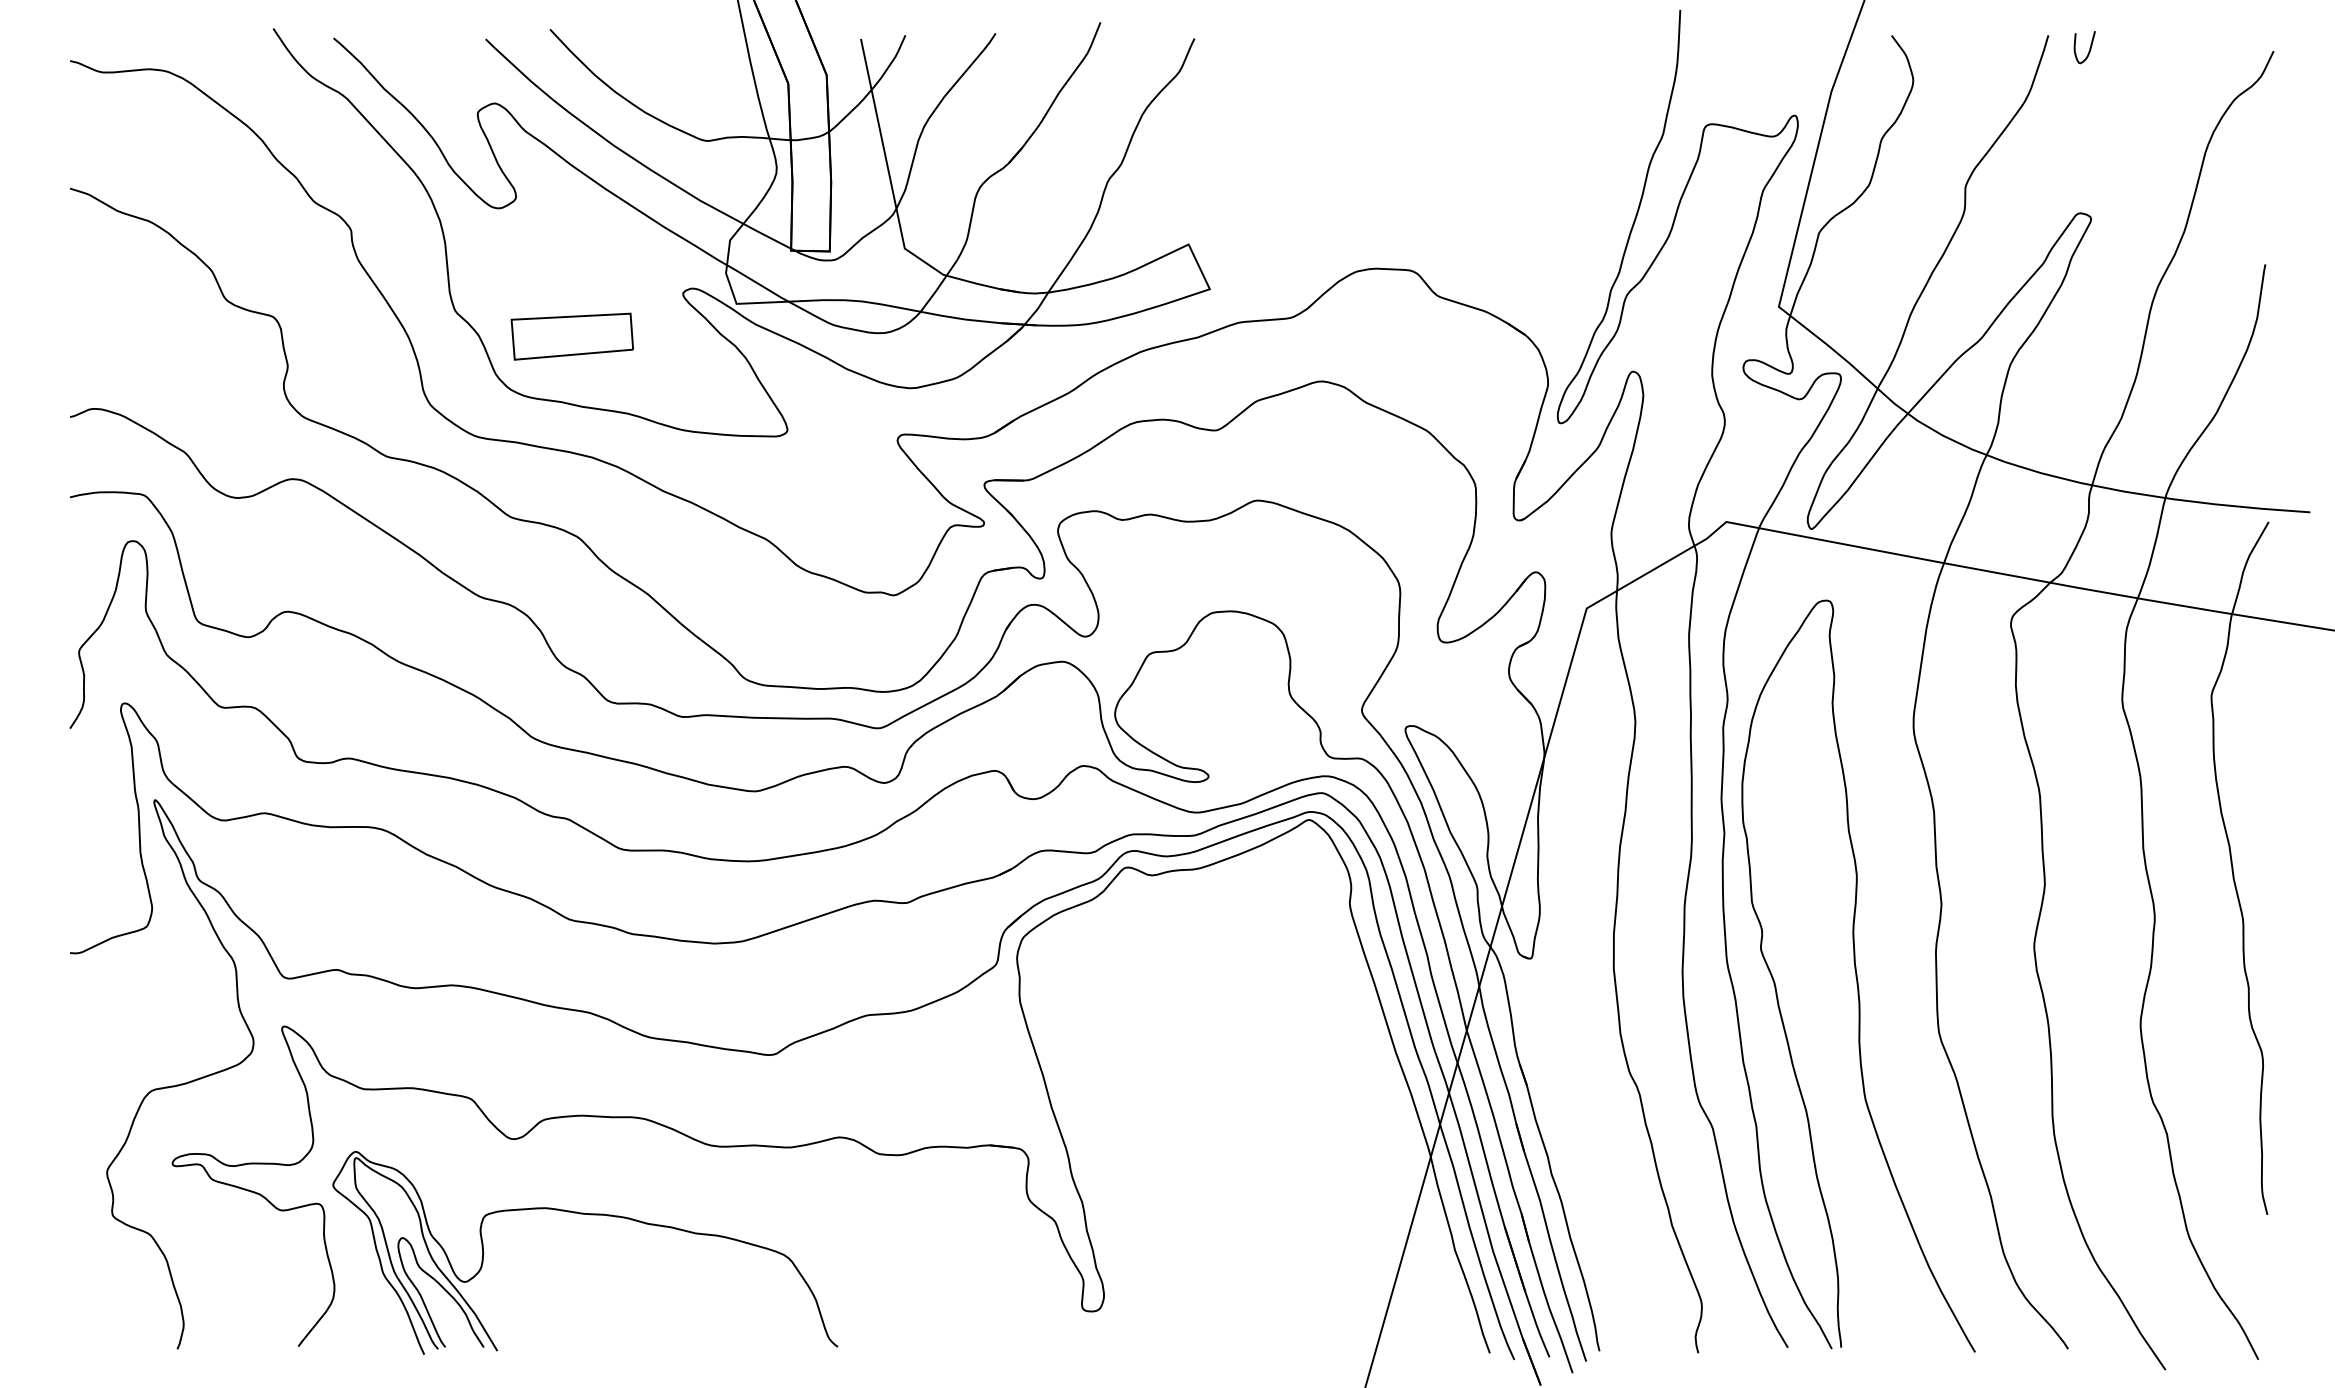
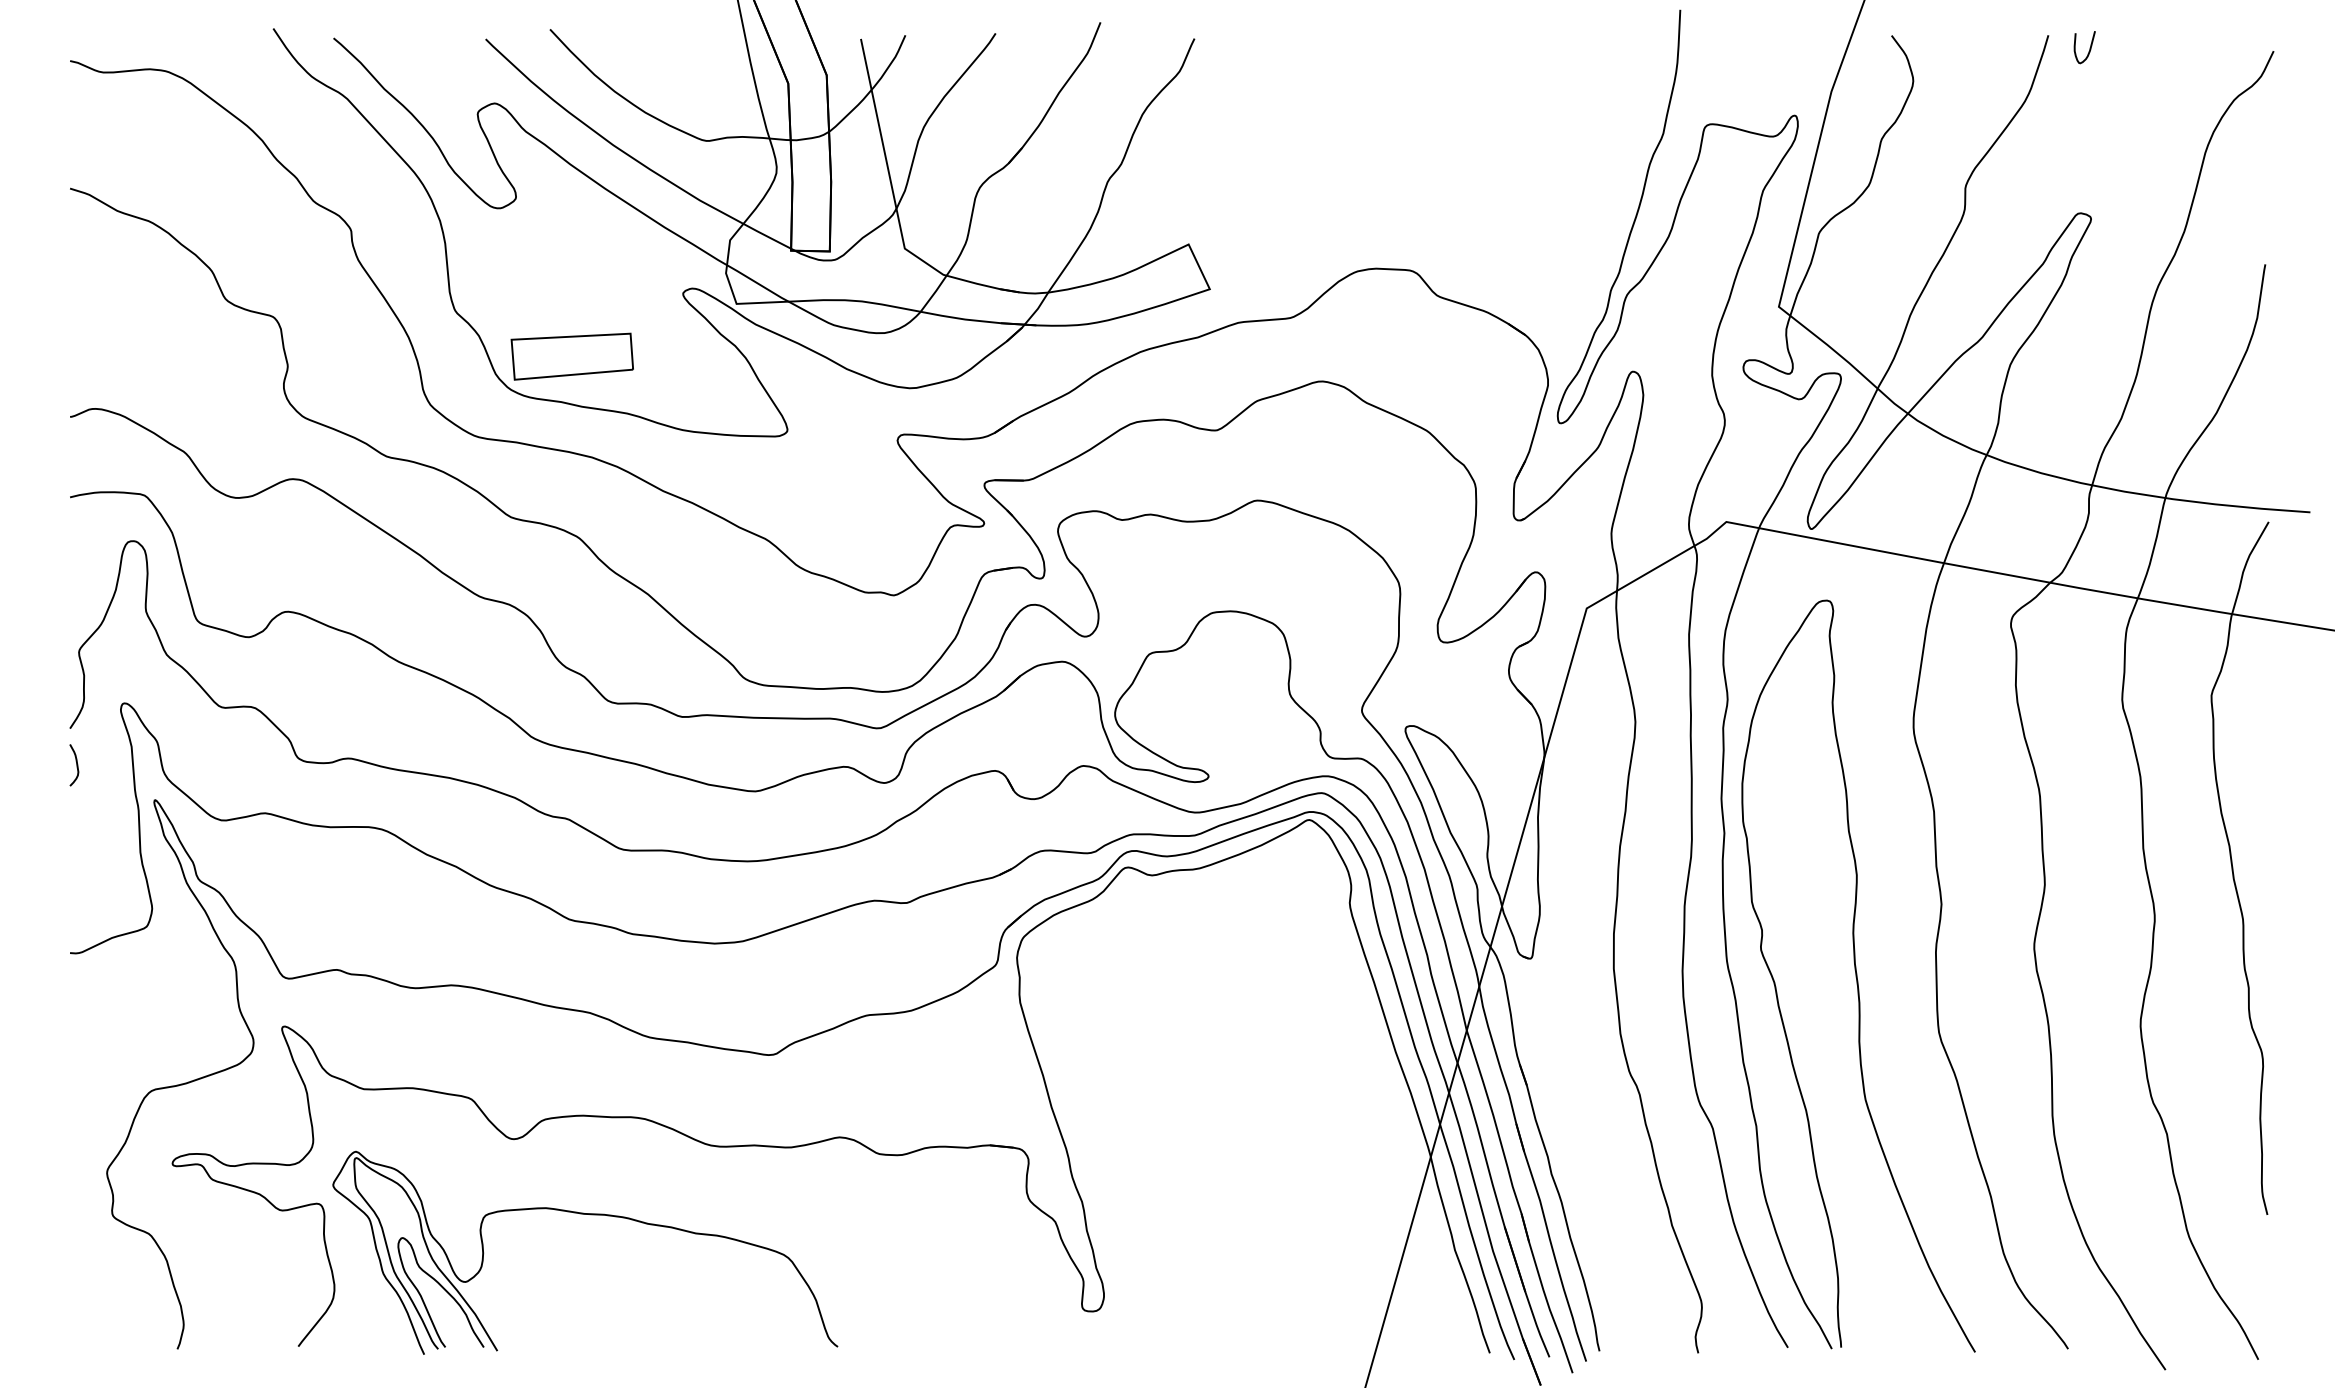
part position: (571, 336) -> (571, 356) (571, 356)
curve: none -> present (76, 765)
